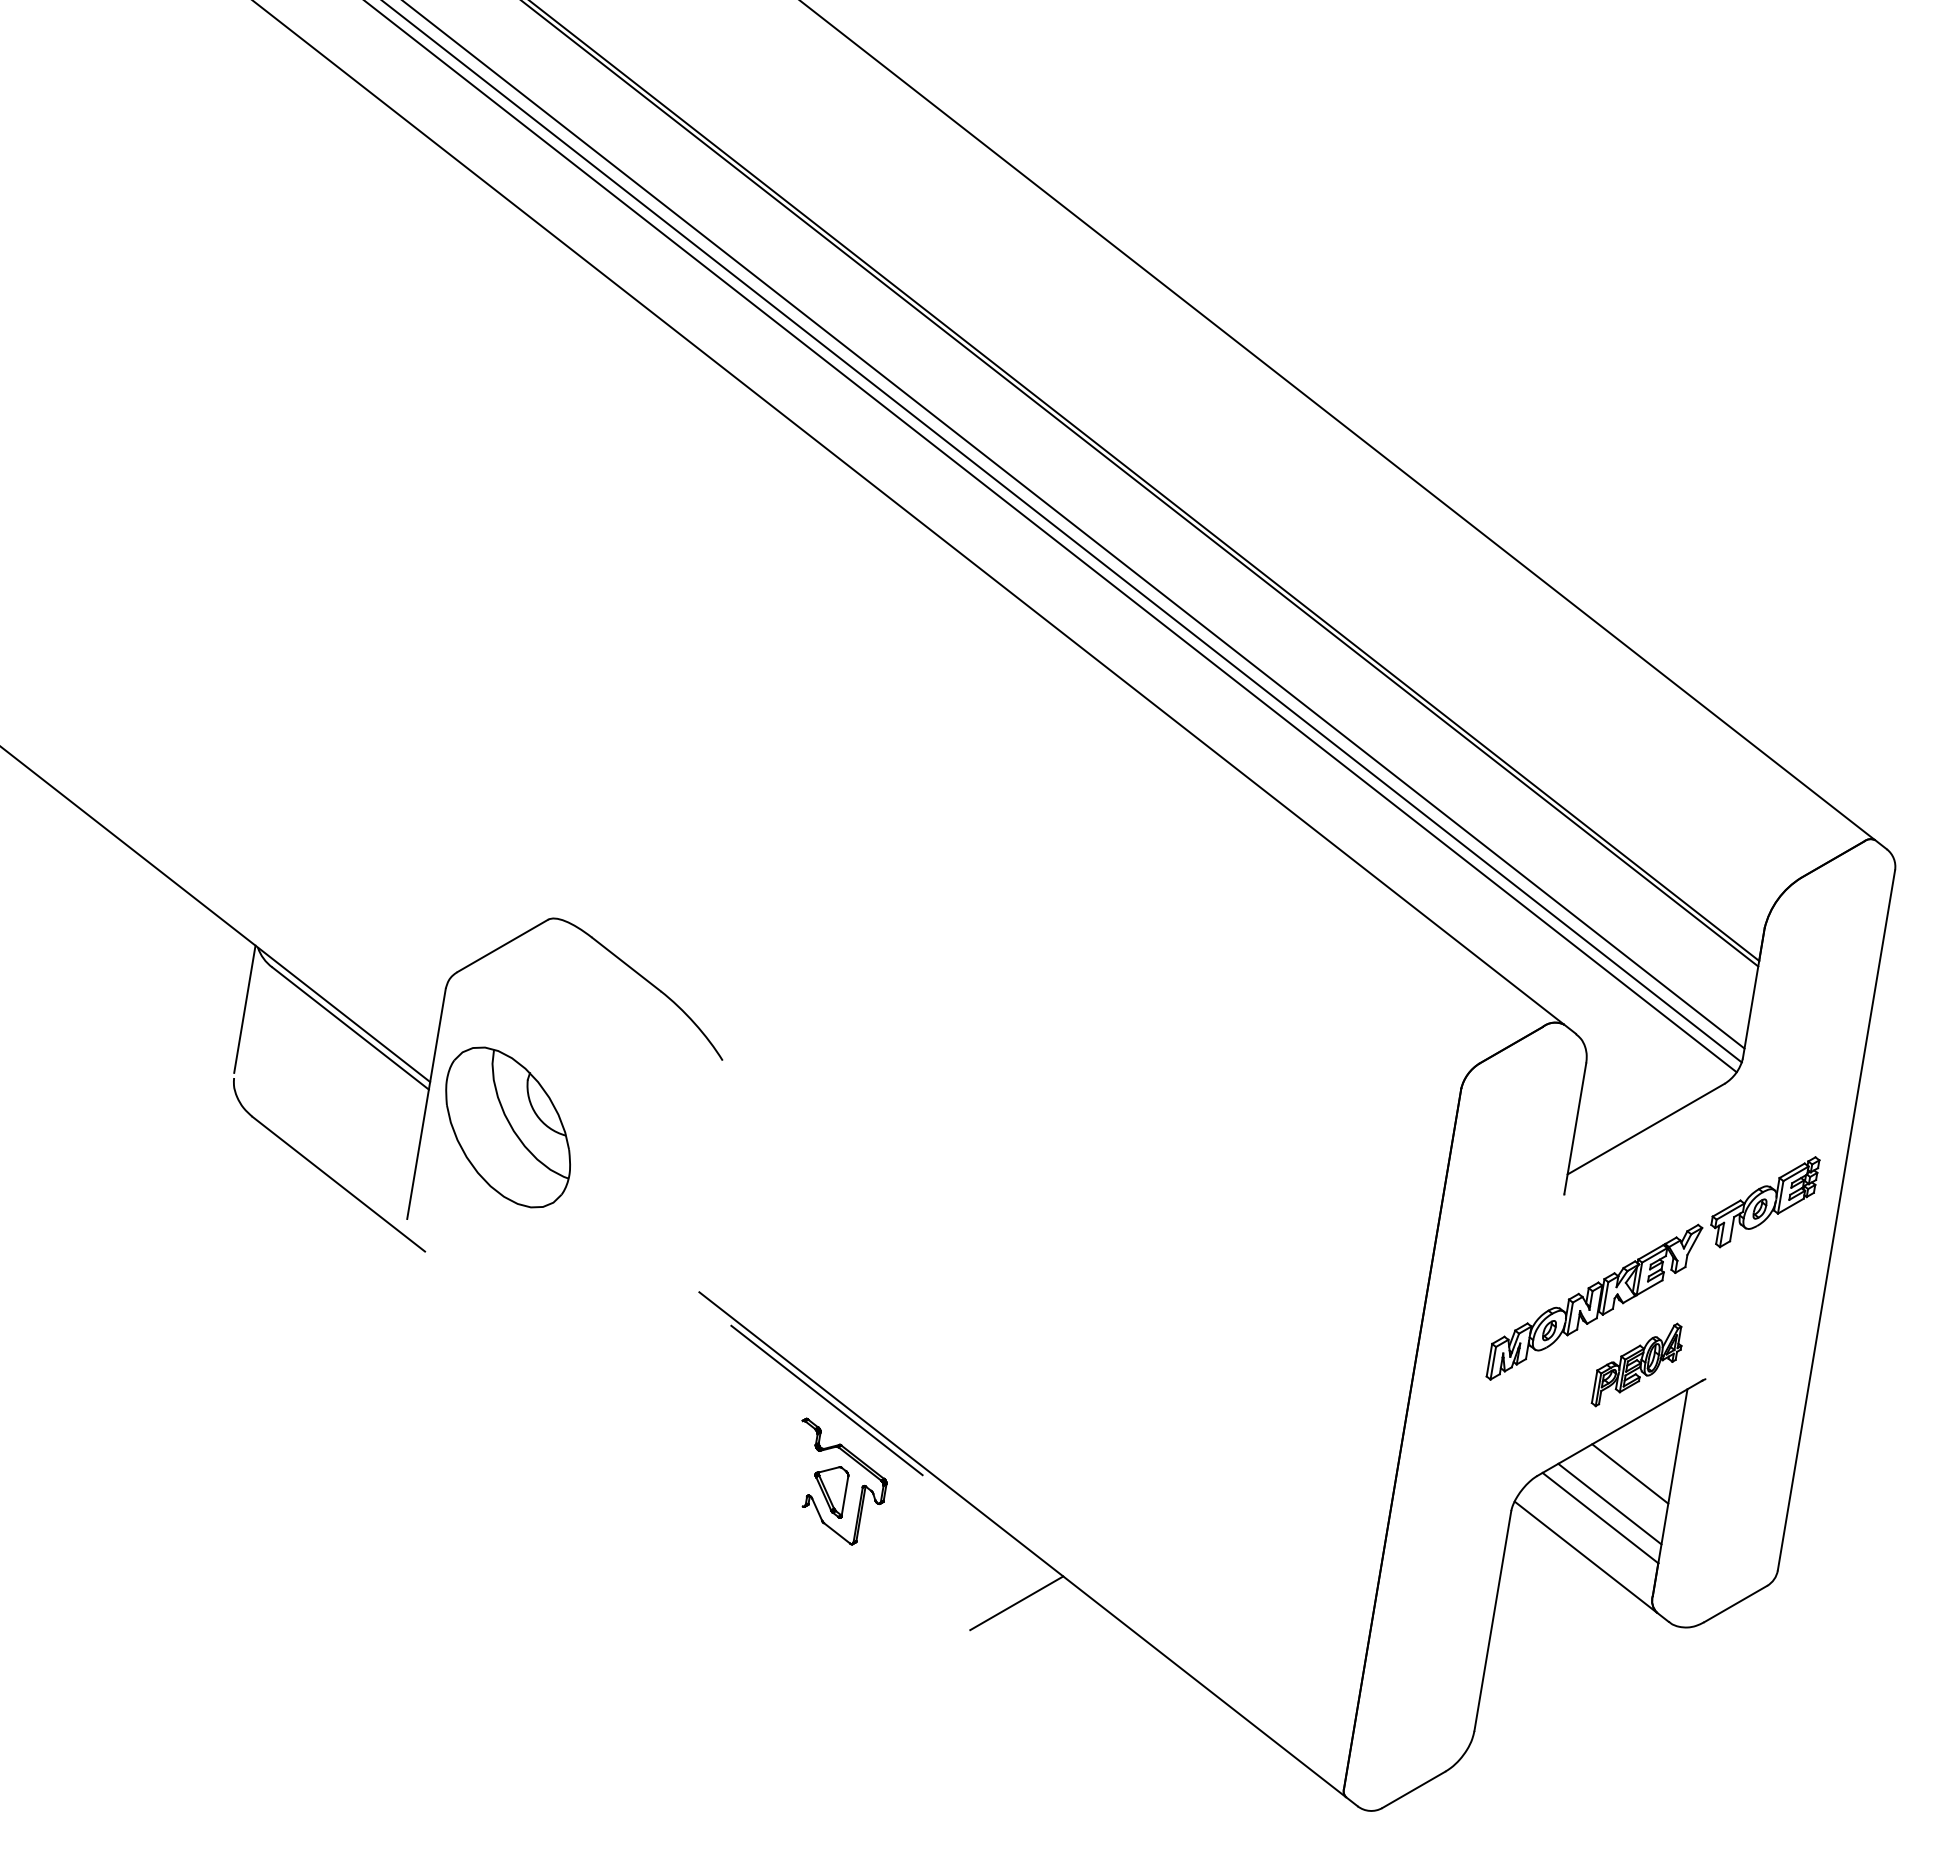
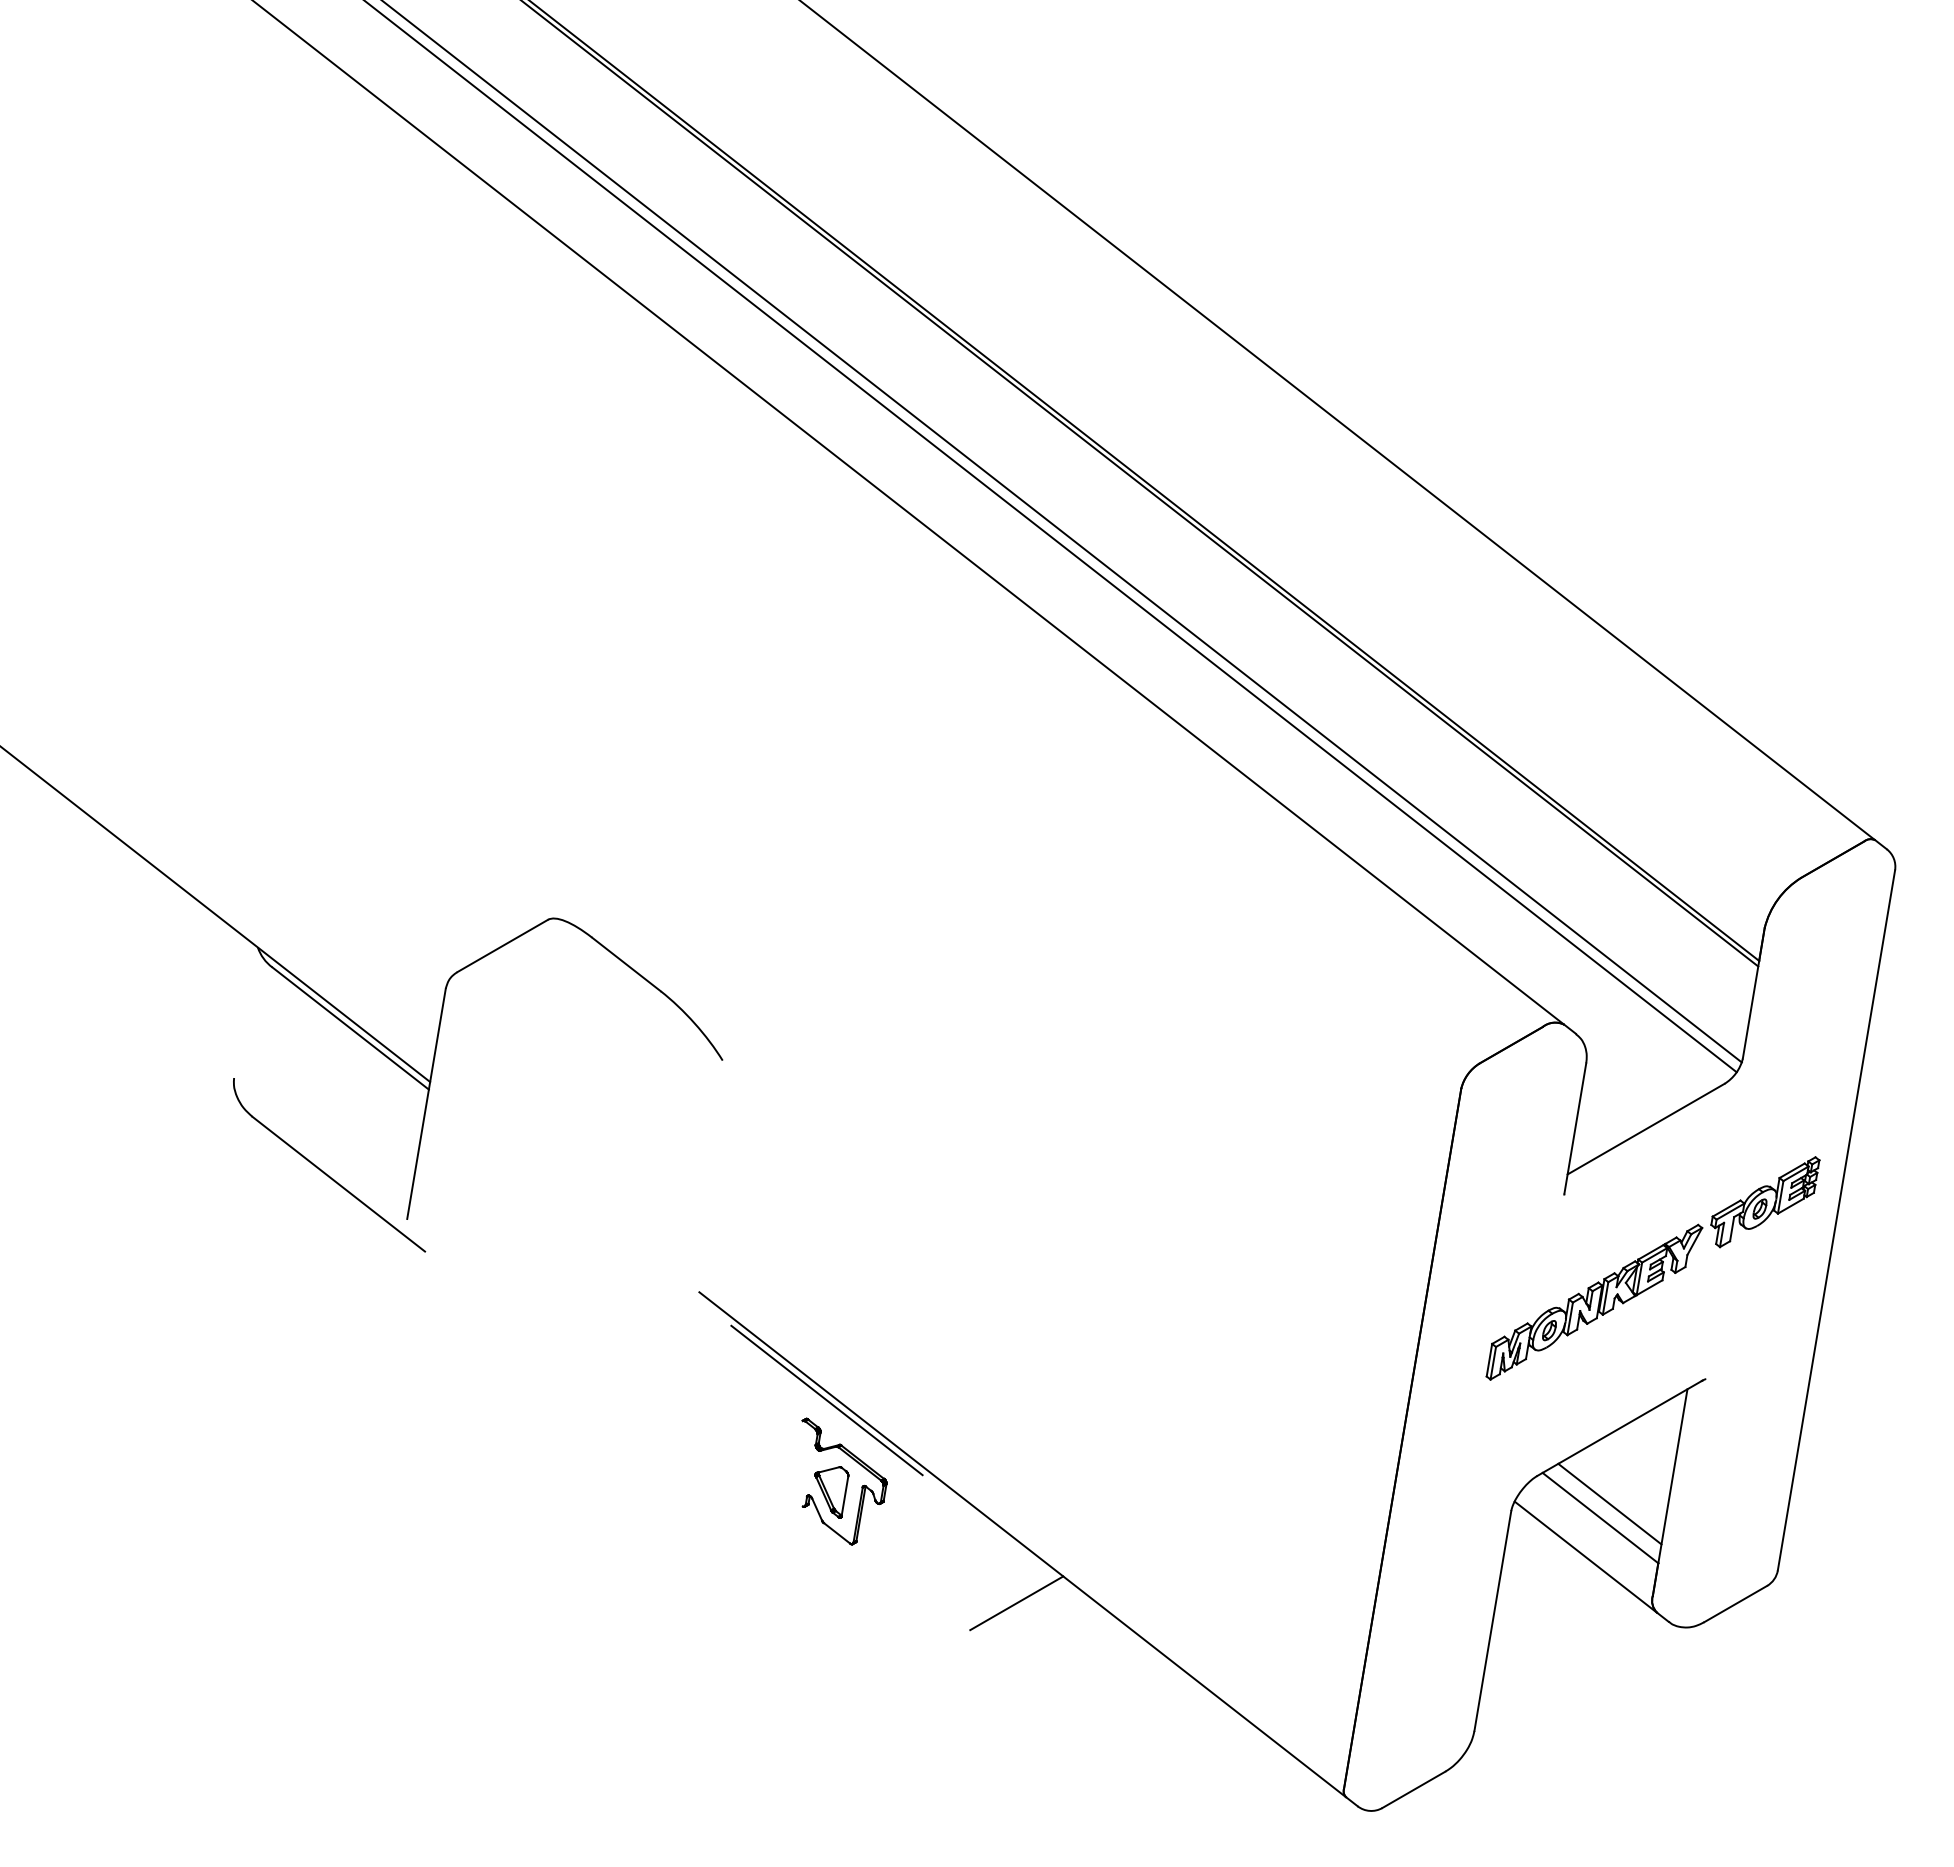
line: present -> none (1074, 525)
line: present -> none (244, 1008)
part: present -> none (507, 1127)
part: present -> none (1636, 1364)
line: present -> none (1630, 1473)
